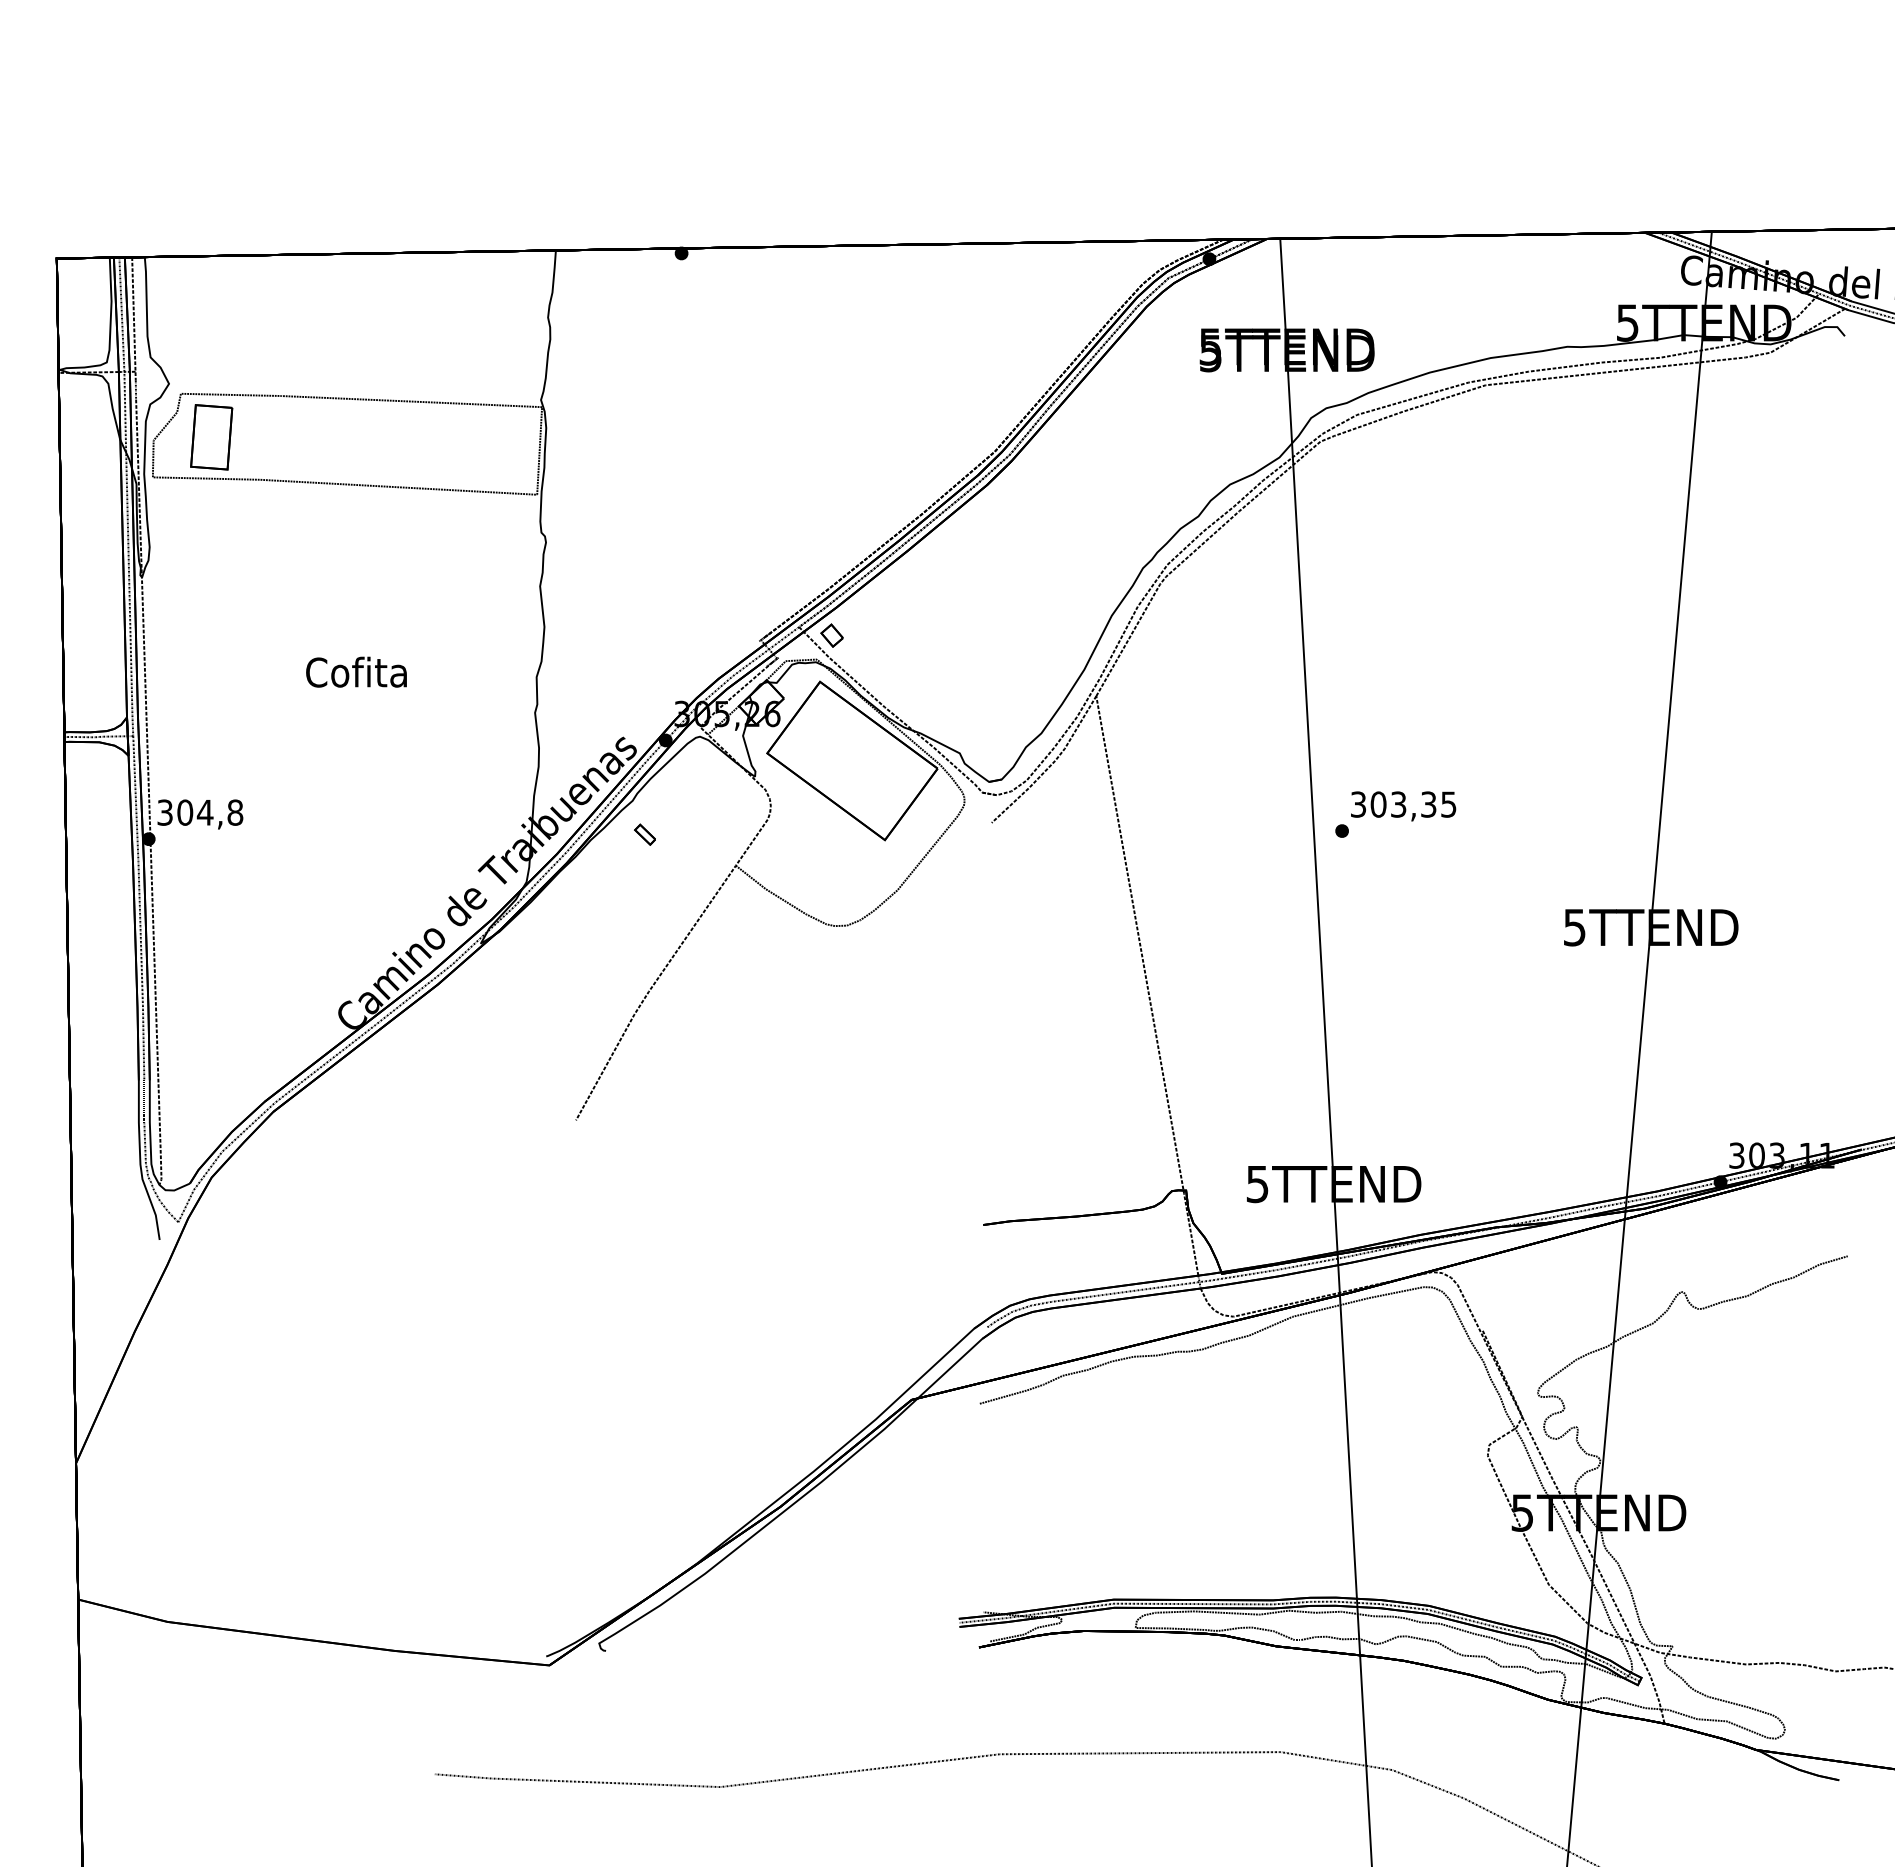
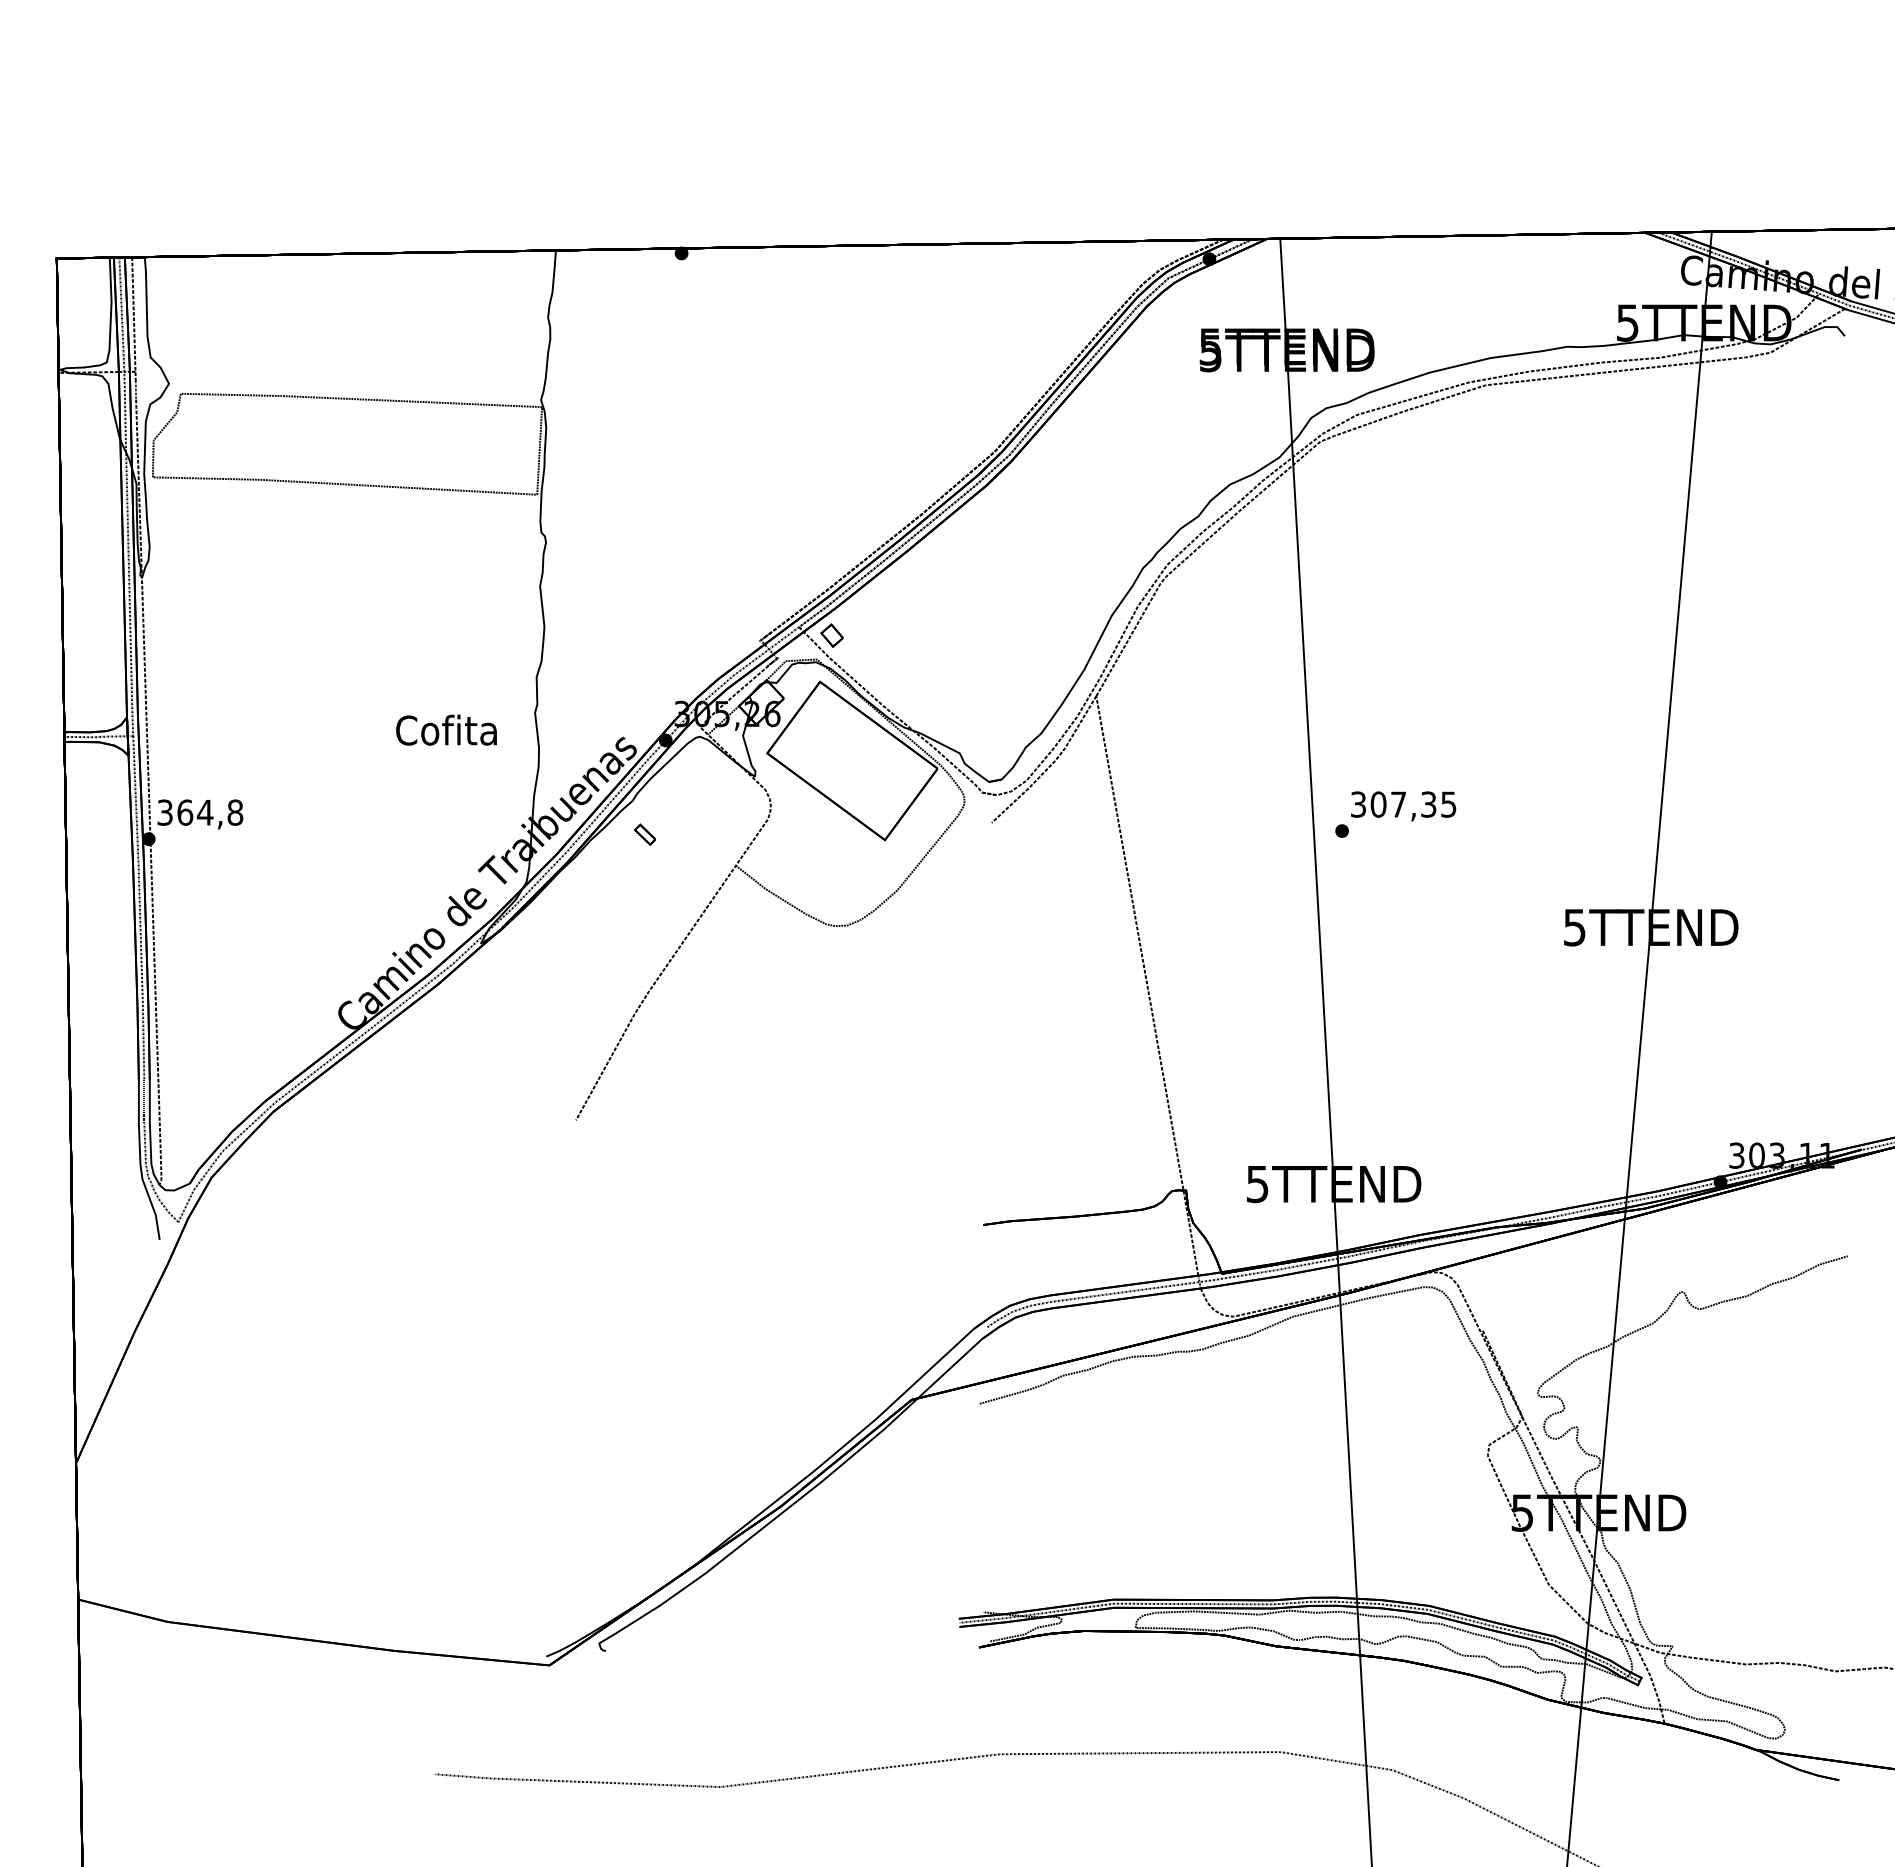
part: present -> none (211, 437)
text position: (356, 671) -> (446, 729) (446, 729)
text: 303,35 -> 307,35 (1398, 804)
text: 304,8 -> 364,8 (185, 812)
